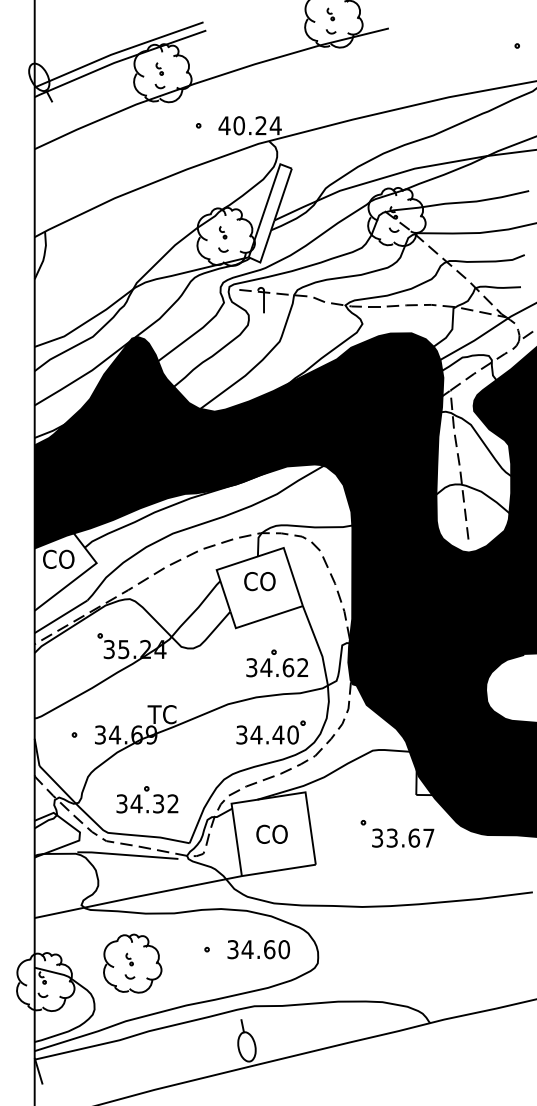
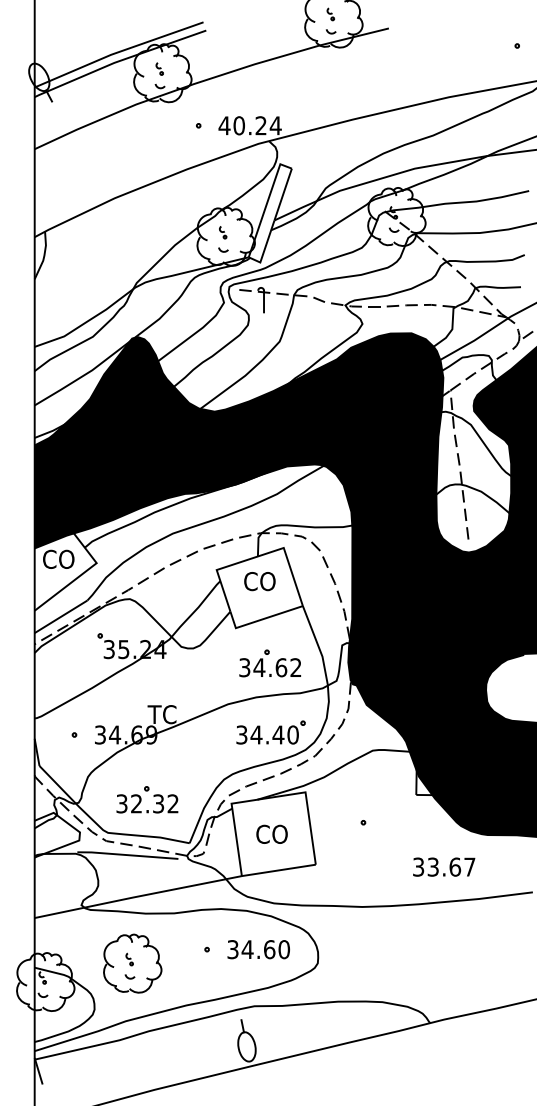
part position: (276, 663) -> (269, 663) (269, 663)
text: 34.32 -> 32.32 (136, 803)
text position: (403, 837) -> (444, 866) (444, 866)
